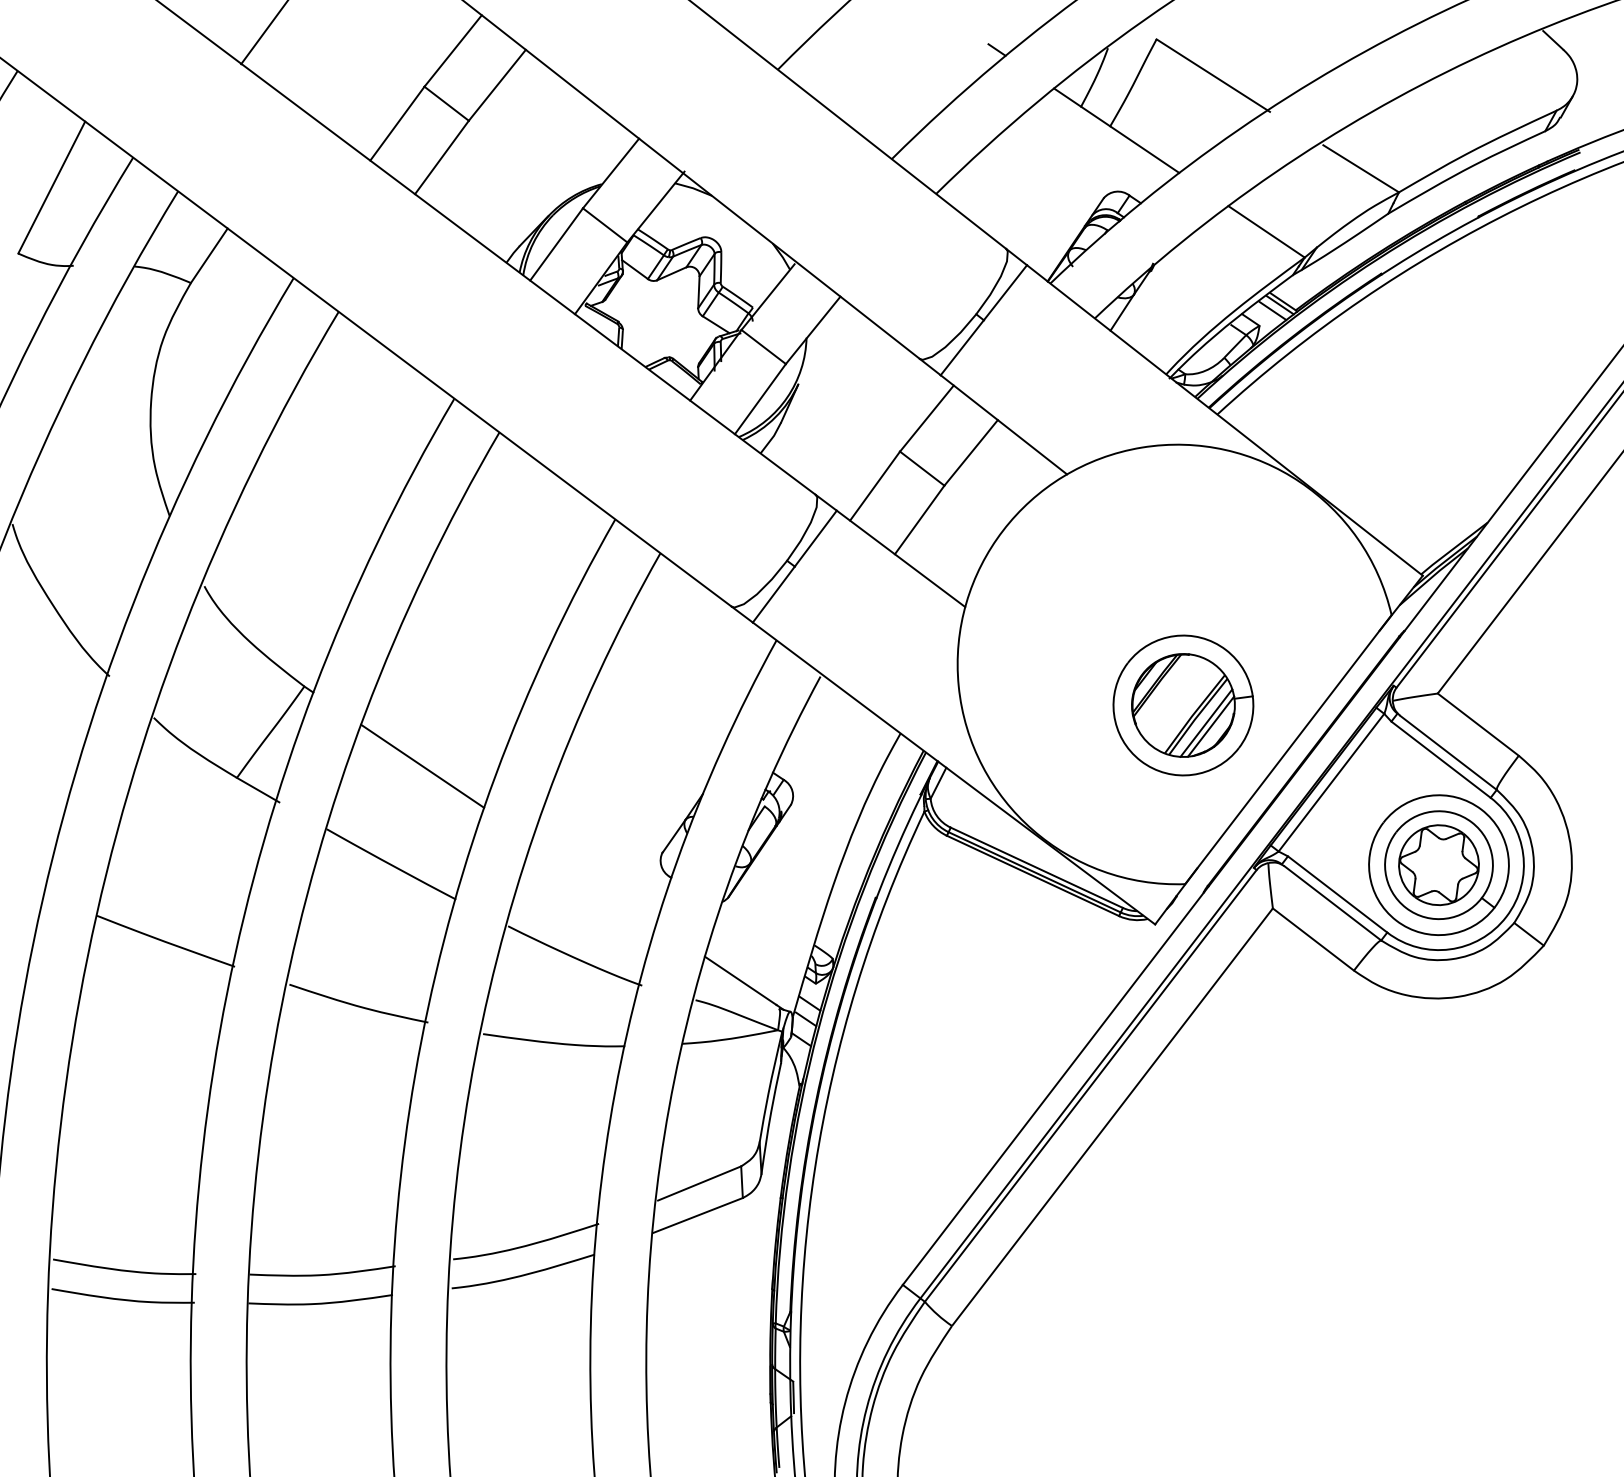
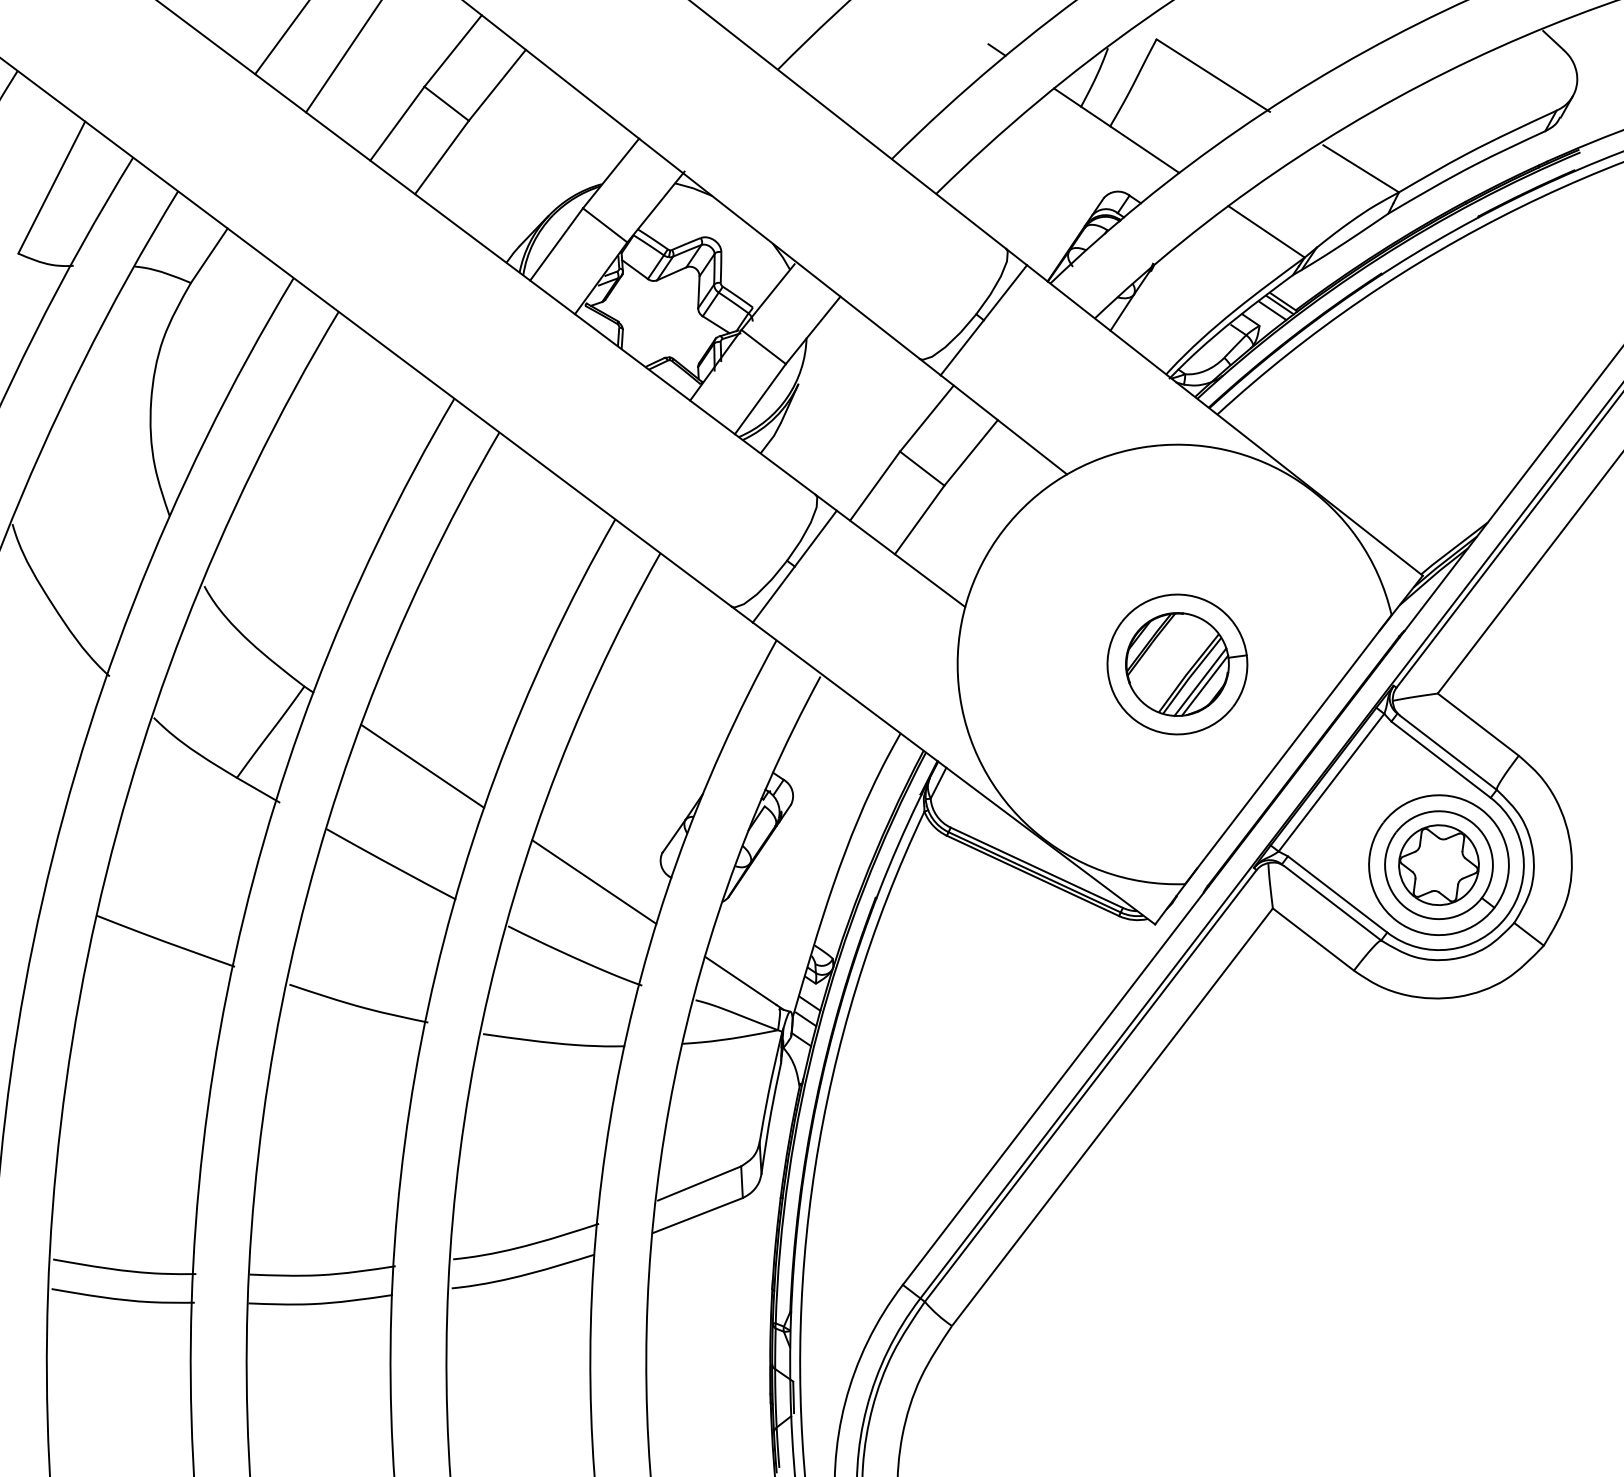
line position: (263, 33) -> (281, 38) (281, 38)
line: none -> present (343, 57)
part position: (1183, 705) -> (1177, 664) (1177, 664)
line: none -> present (594, 881)
